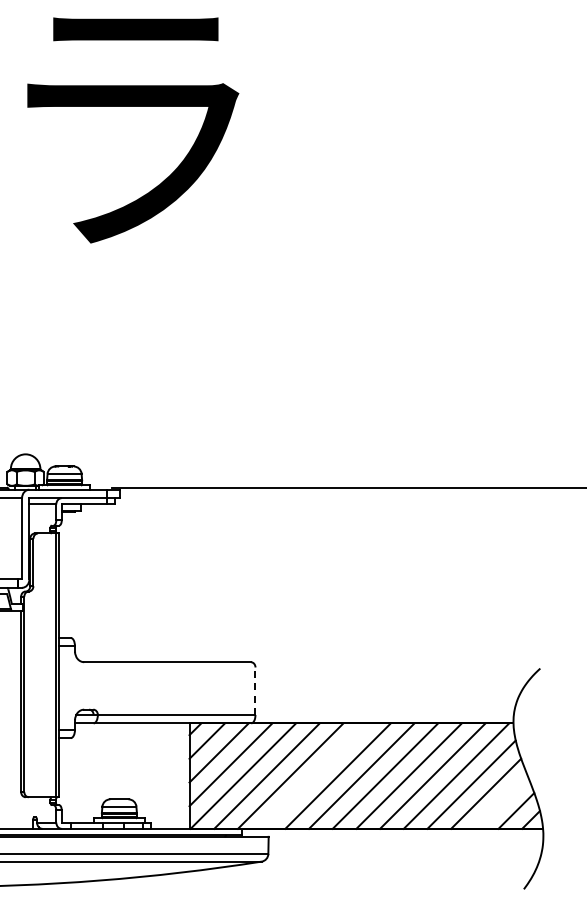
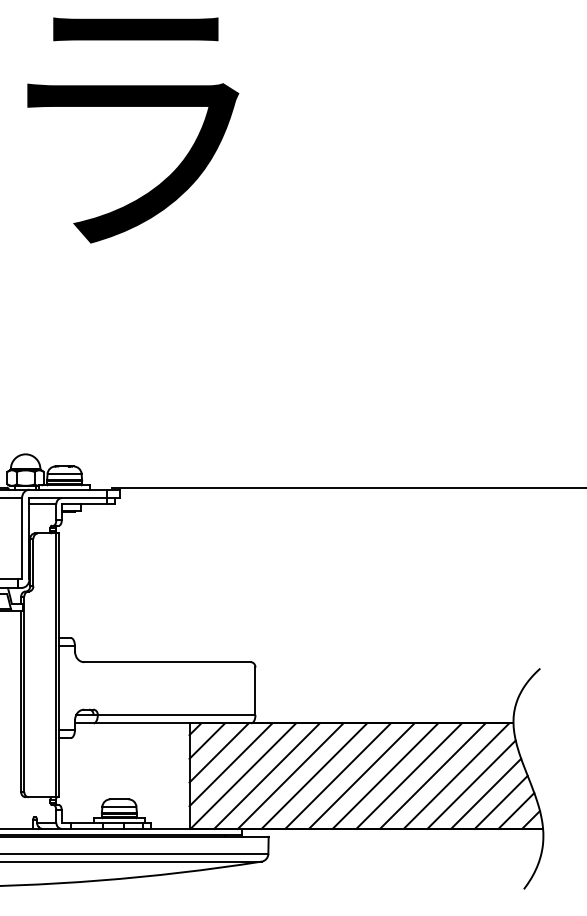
line: dashed -> solid (255, 691)
line: none -> present (314, 775)
line: none -> present (500, 801)
